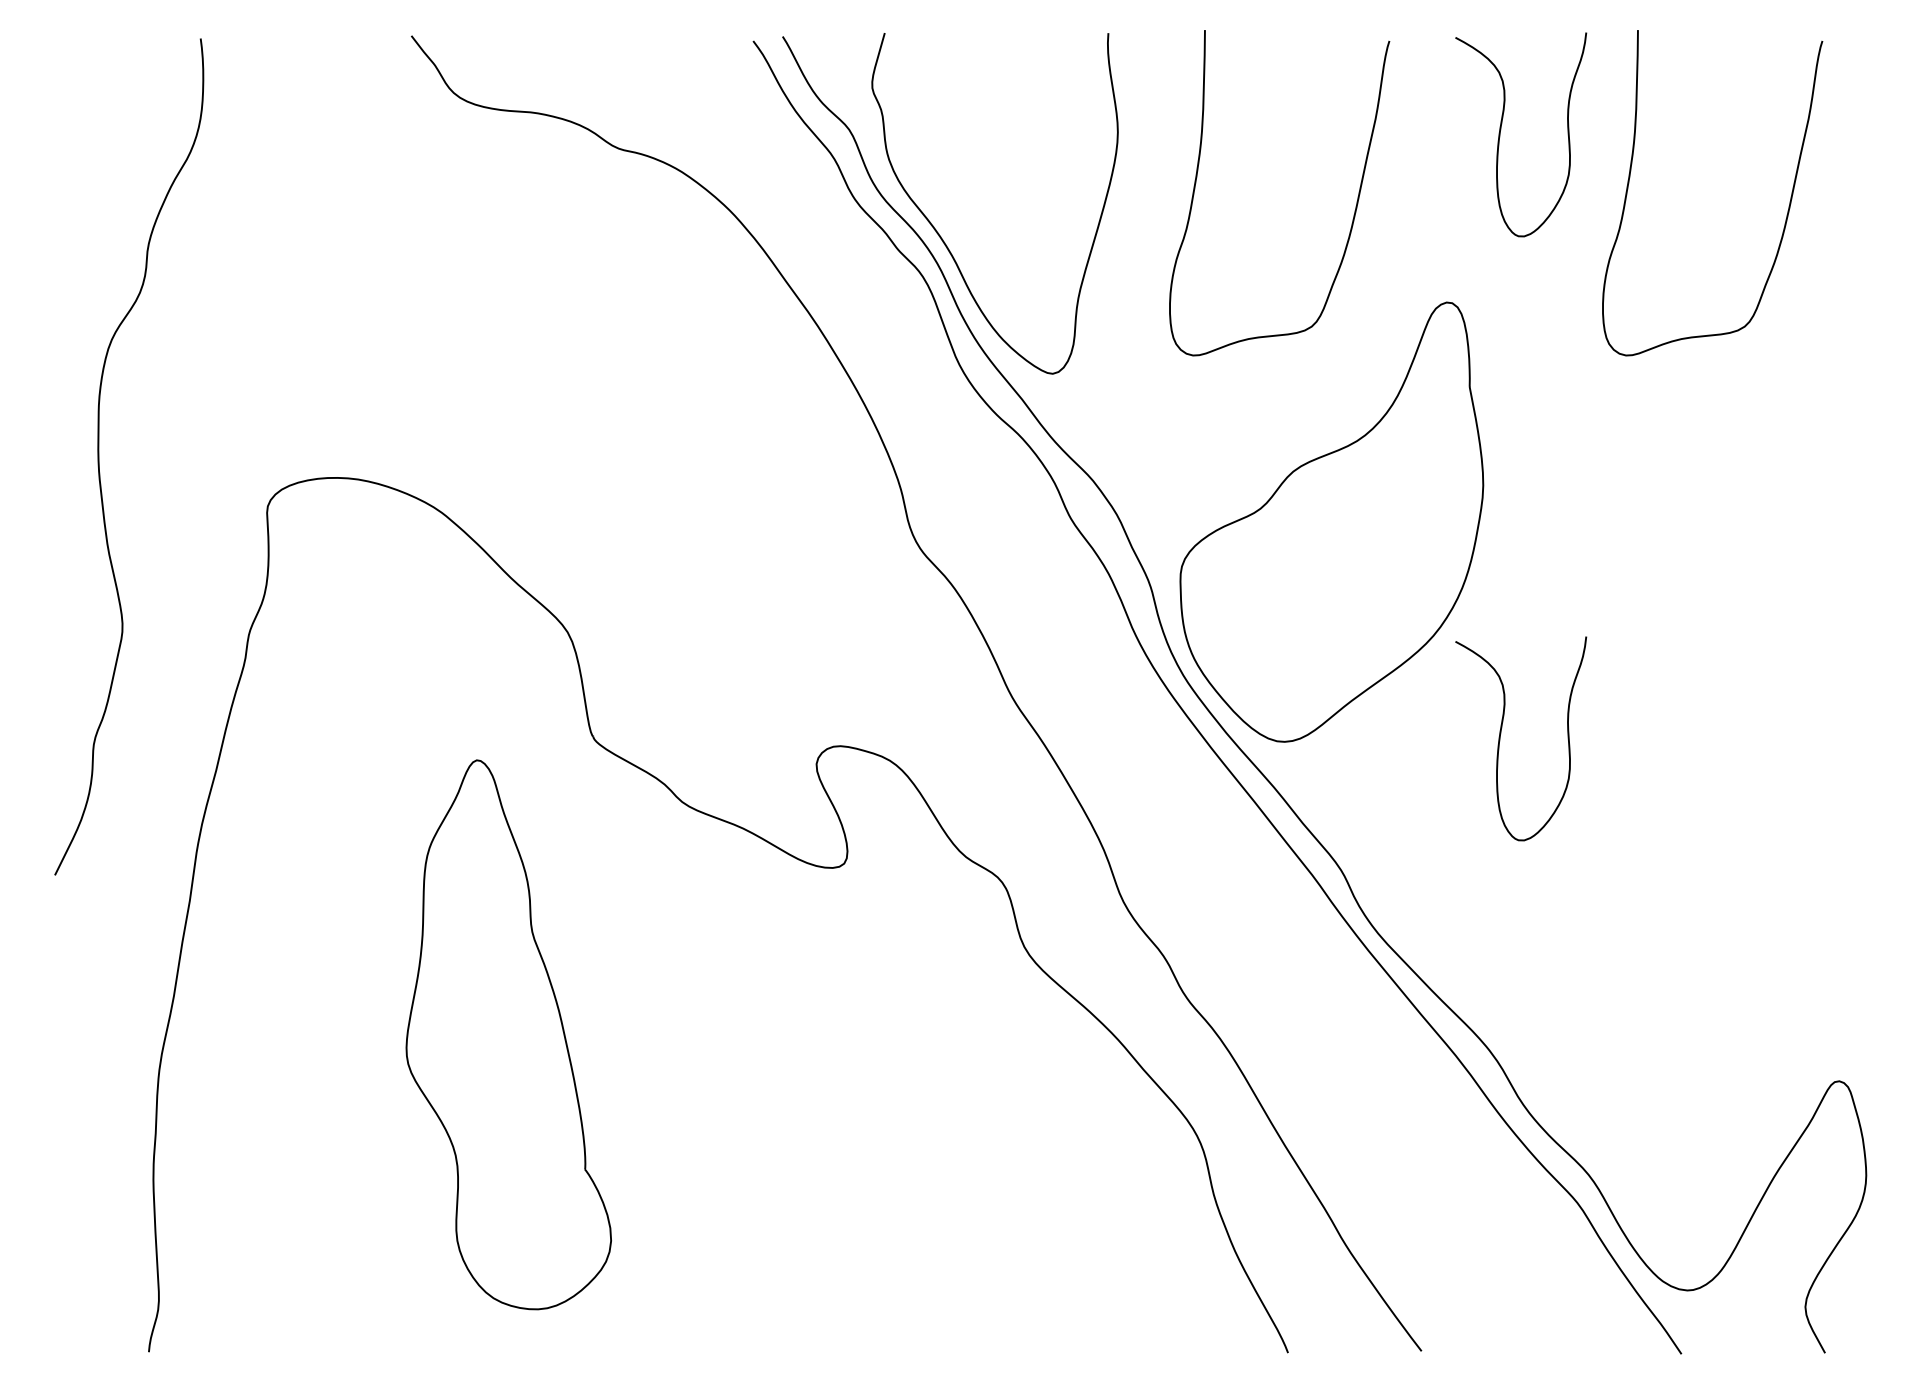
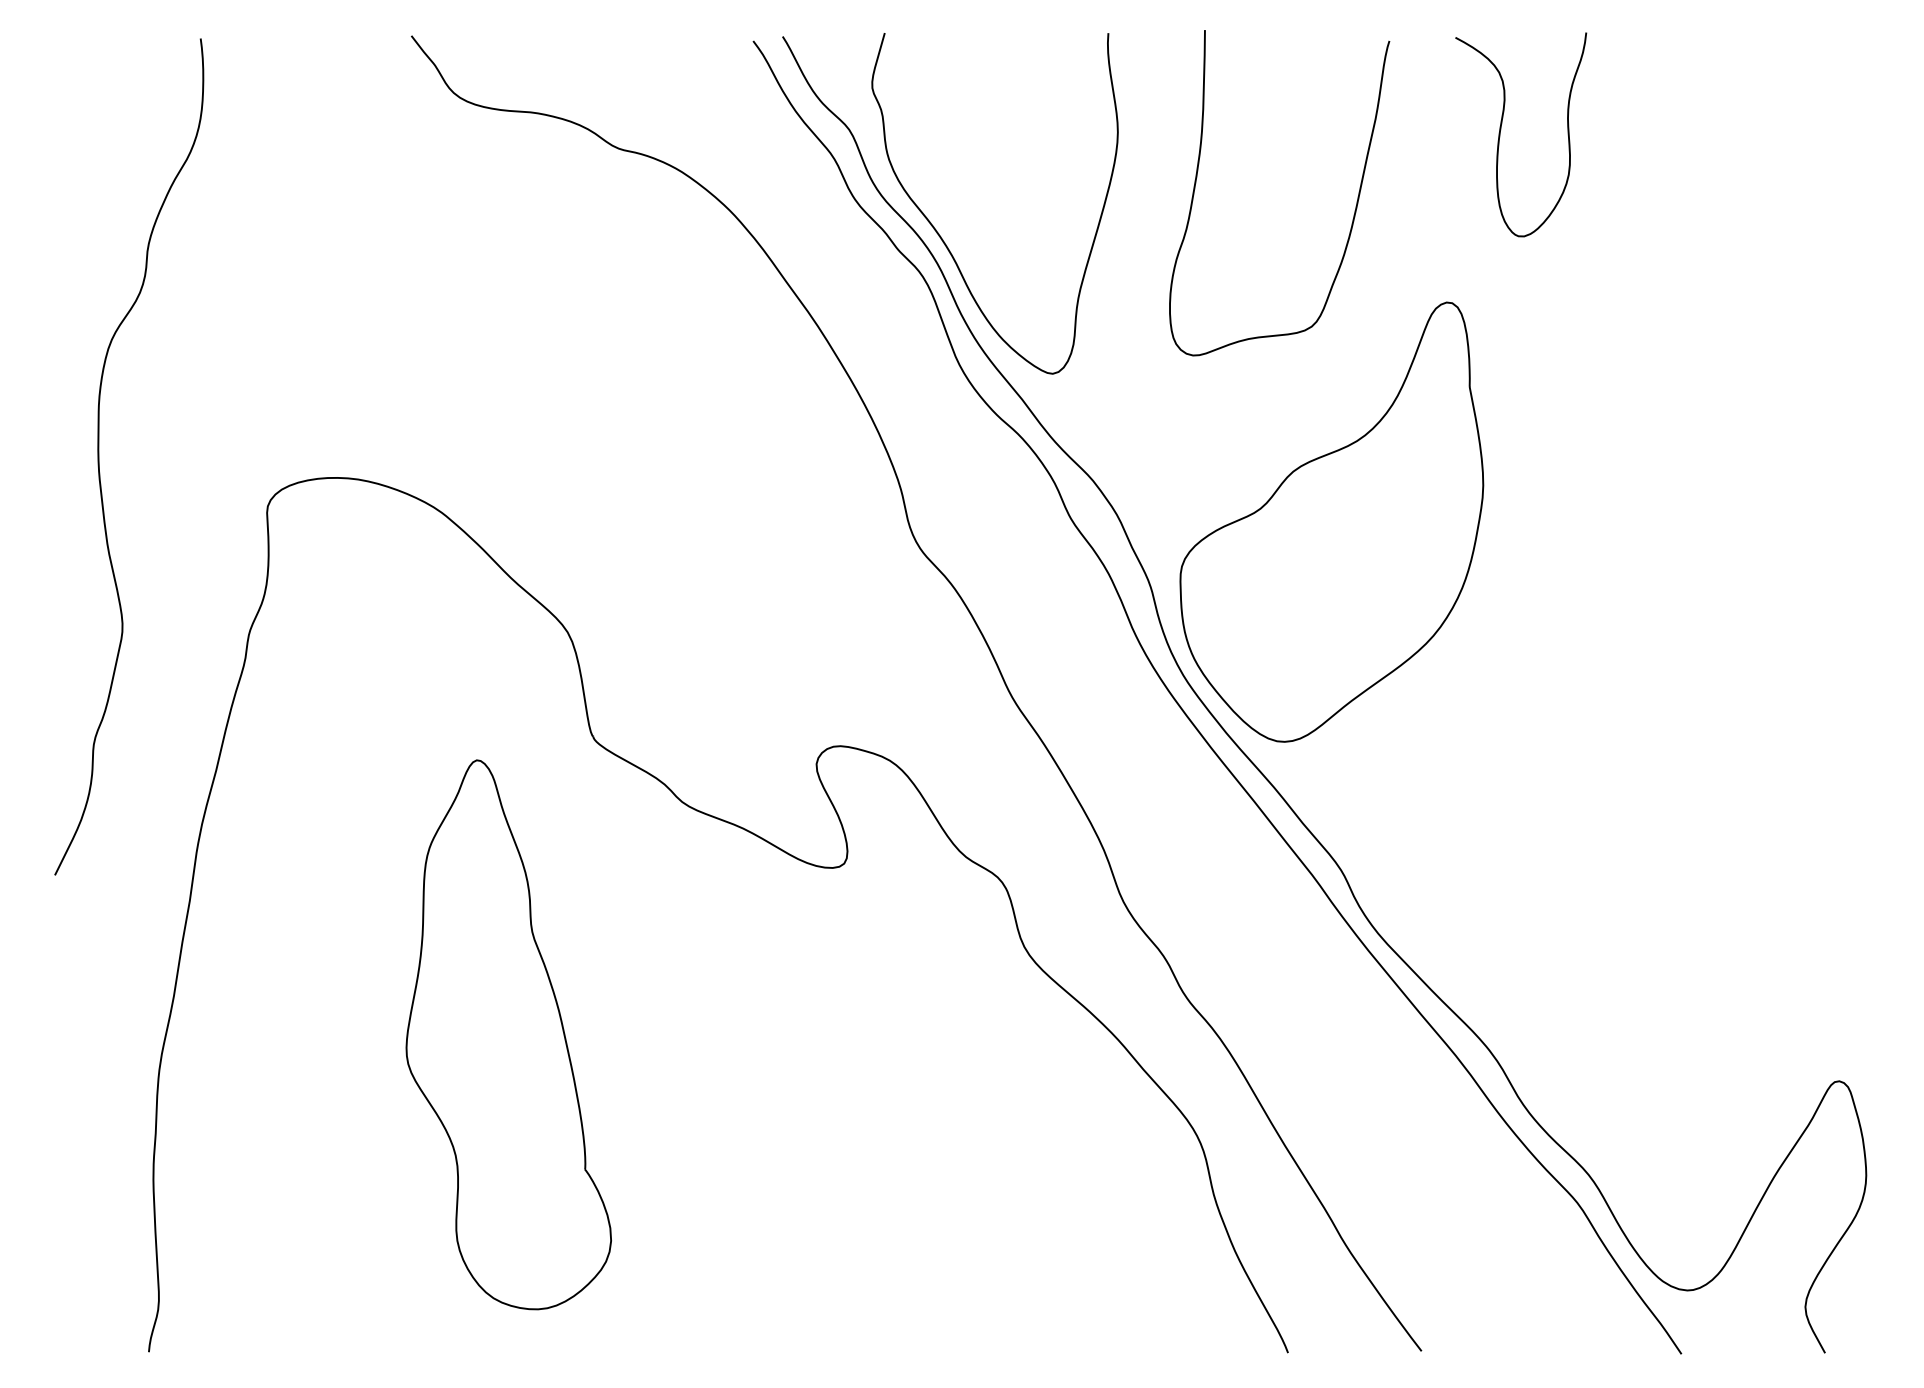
curve: present -> none (1787, 210)
curve: present -> none (1501, 733)
